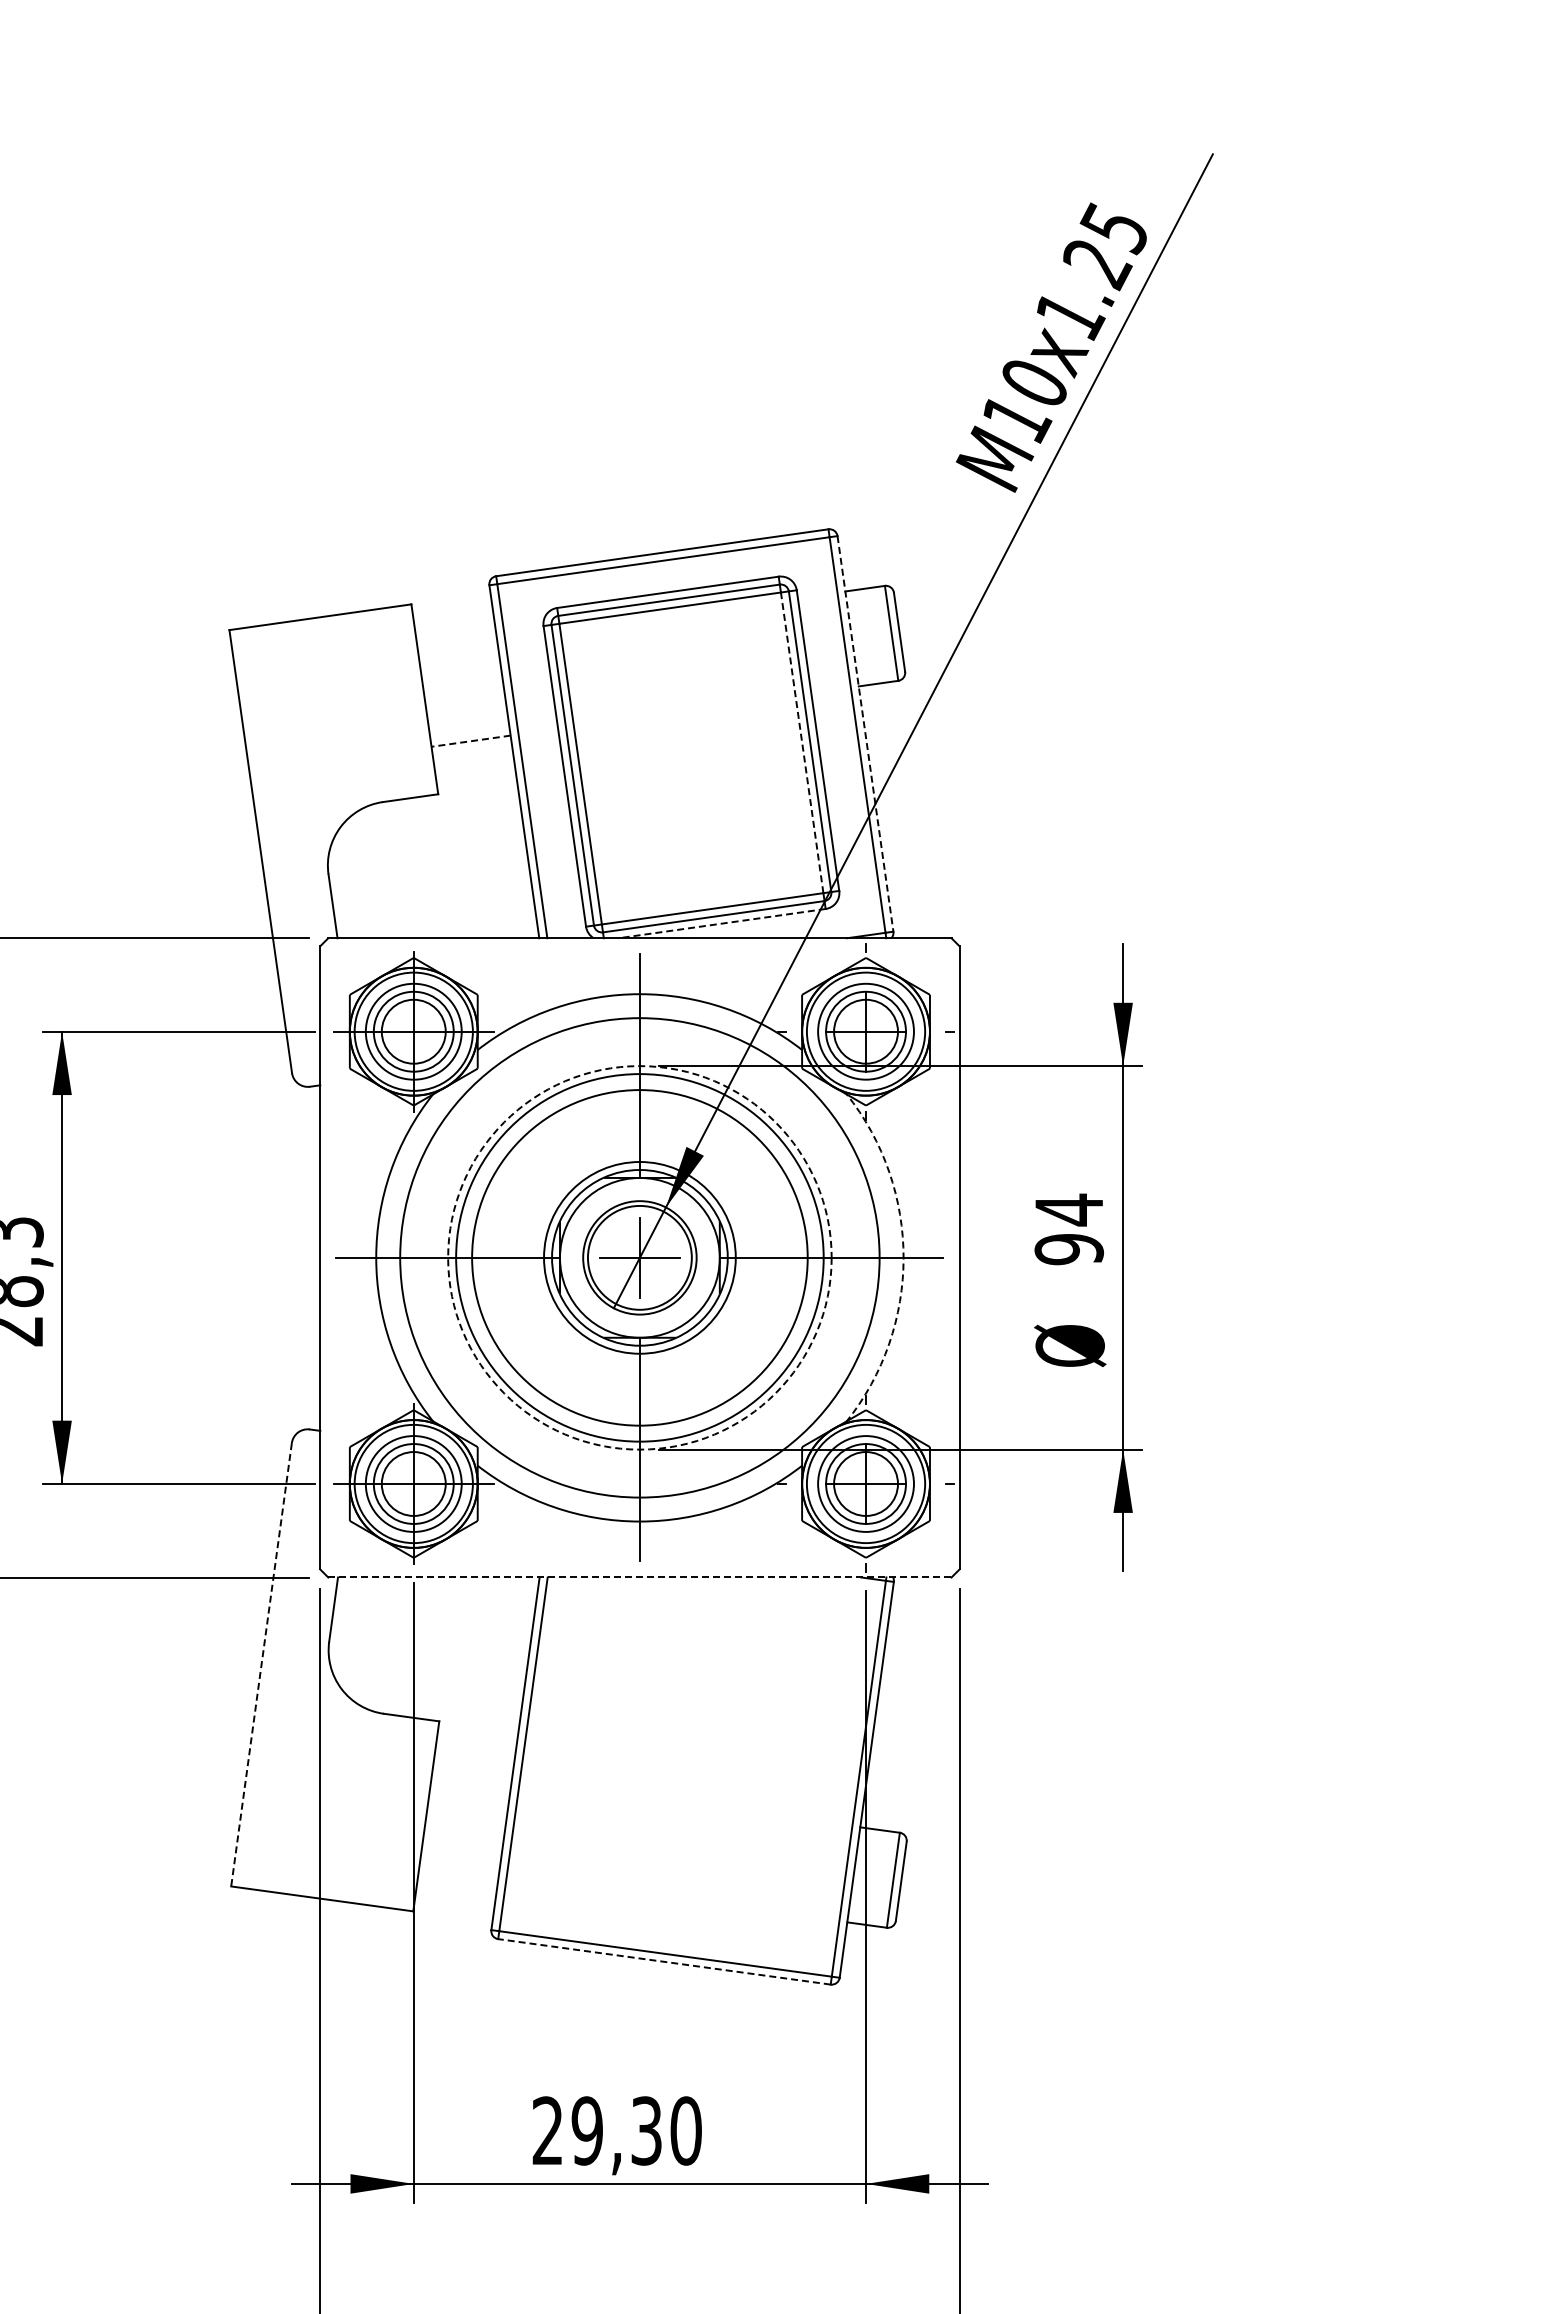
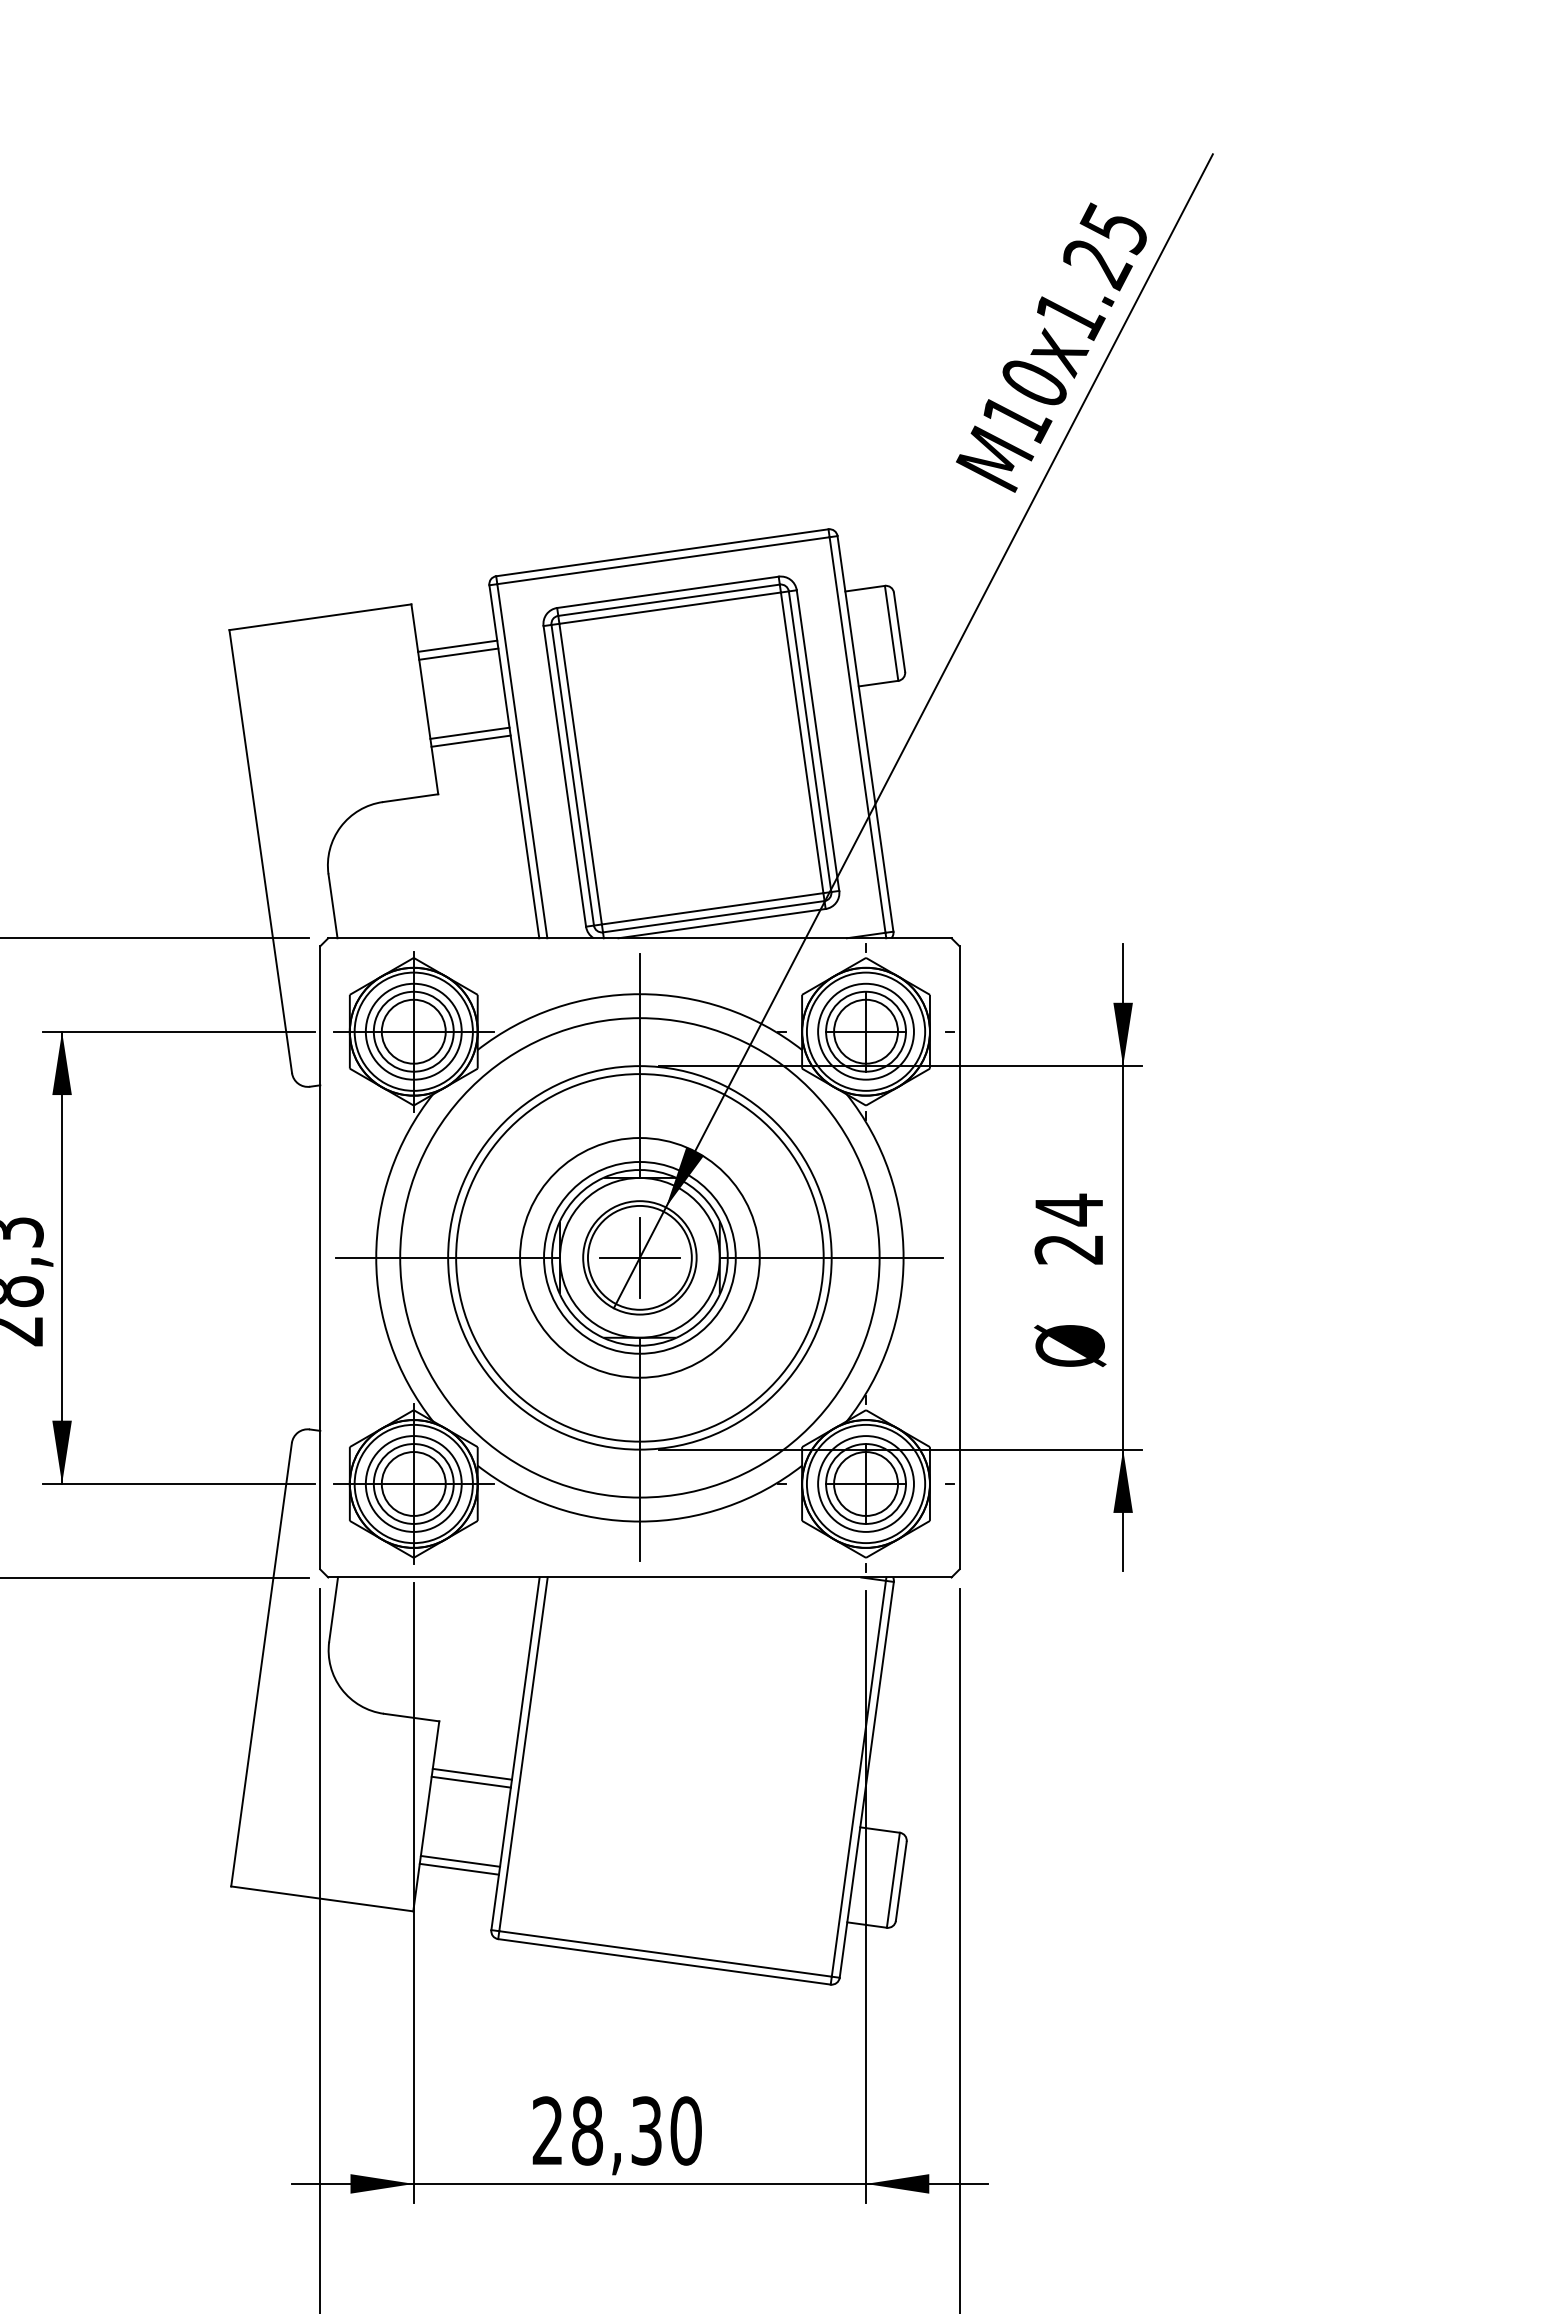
line: none -> present (457, 645)
line: none -> present (458, 653)
line: none -> present (469, 732)
line: dashed -> solid (865, 733)
line: dashed -> solid (471, 741)
line: dashed -> solid (802, 742)
line: dashed -> solid (722, 923)
text: 94 -> 24 (1069, 1249)
circle diameter: 336 px -> 240 px (639, 1257)
circle: dashed -> solid (639, 1257)
arc: dashed -> solid (903, 1258)
line: dashed -> solid (639, 1577)
line: dashed -> solid (261, 1664)
line: none -> present (471, 1773)
line: none -> present (470, 1781)
line: none -> present (460, 1860)
line: none -> present (458, 1868)
line: dashed -> solid (664, 1961)
text: 29,30 -> 28,30 (587, 2130)
